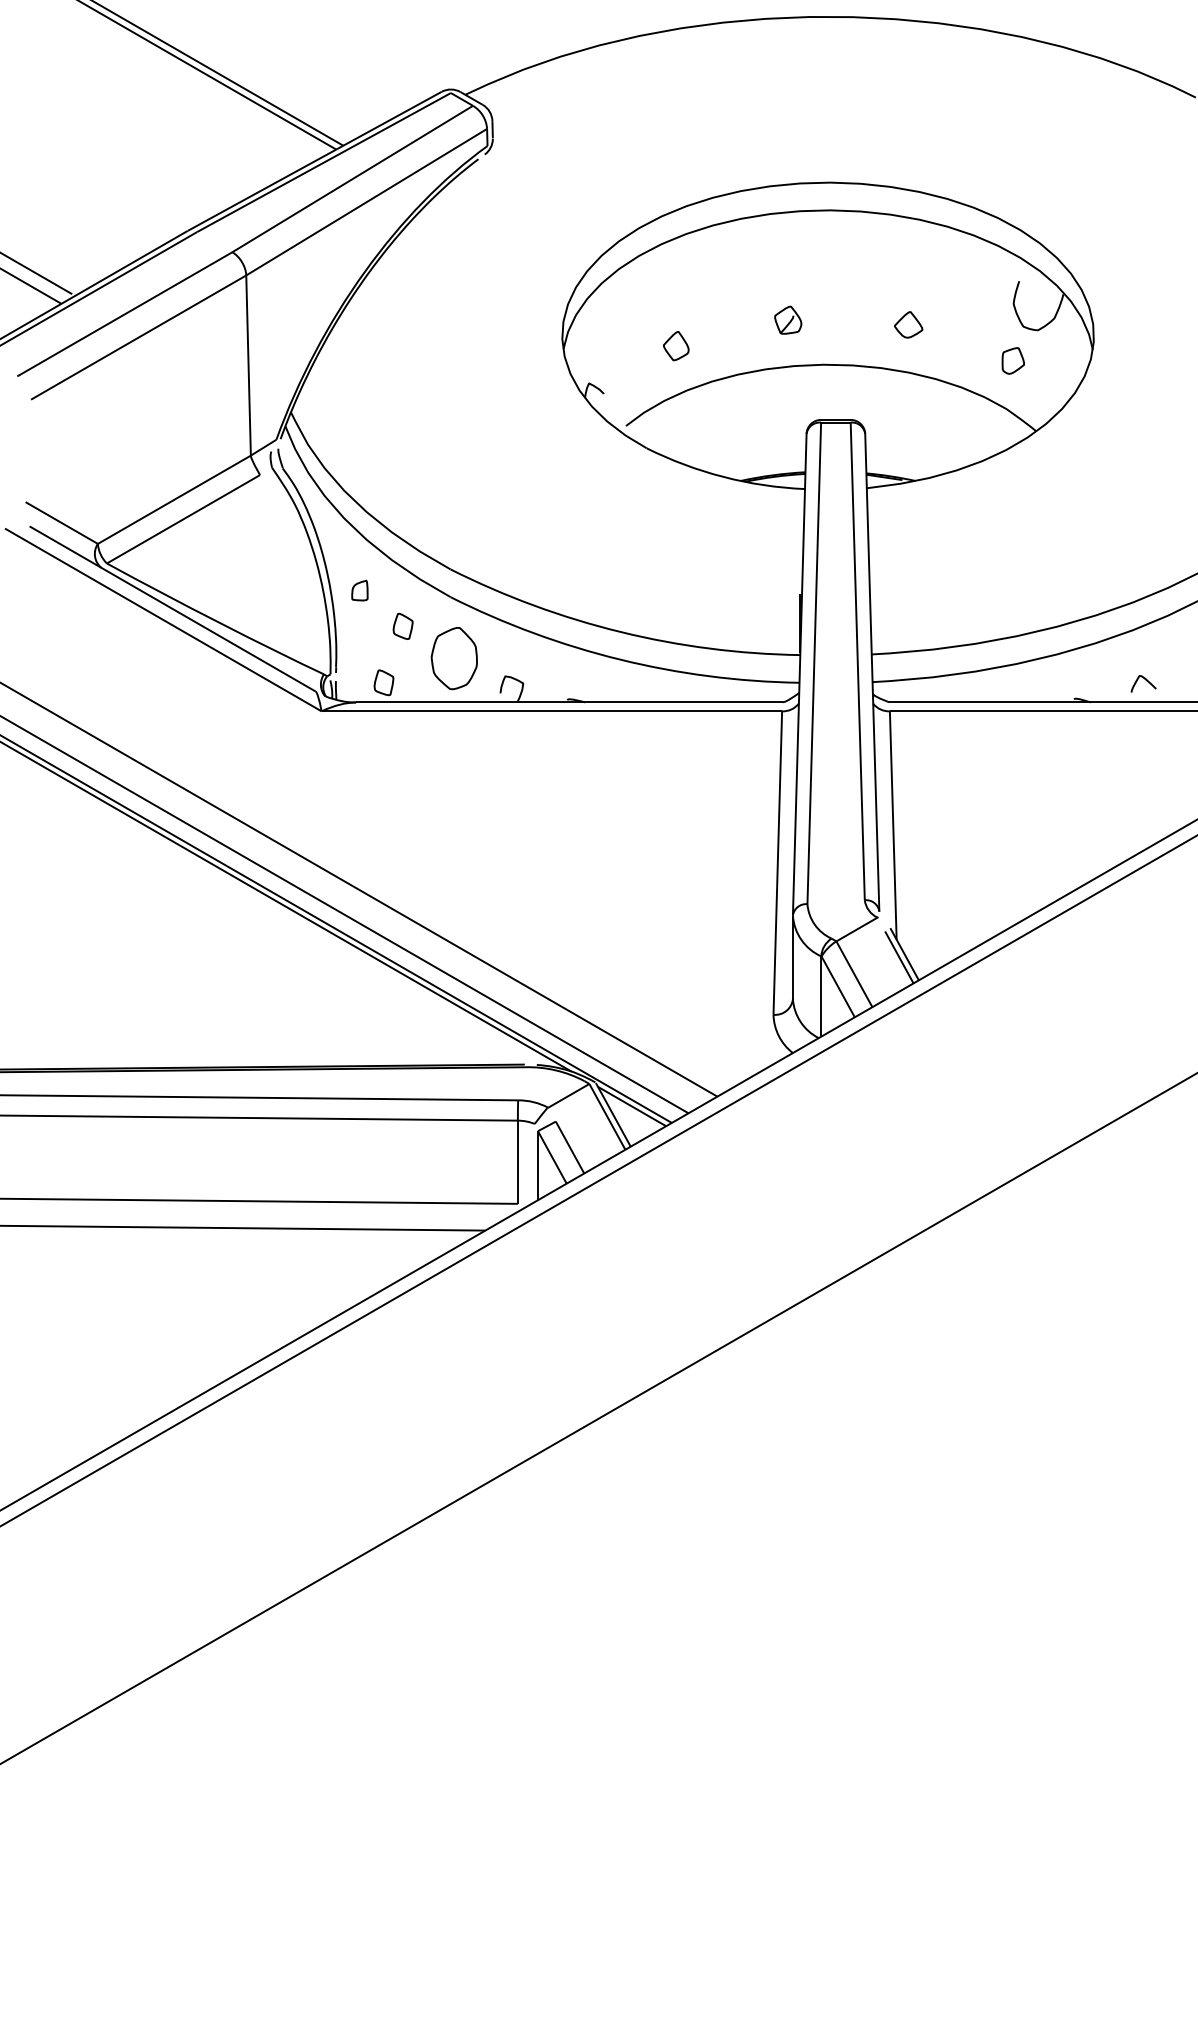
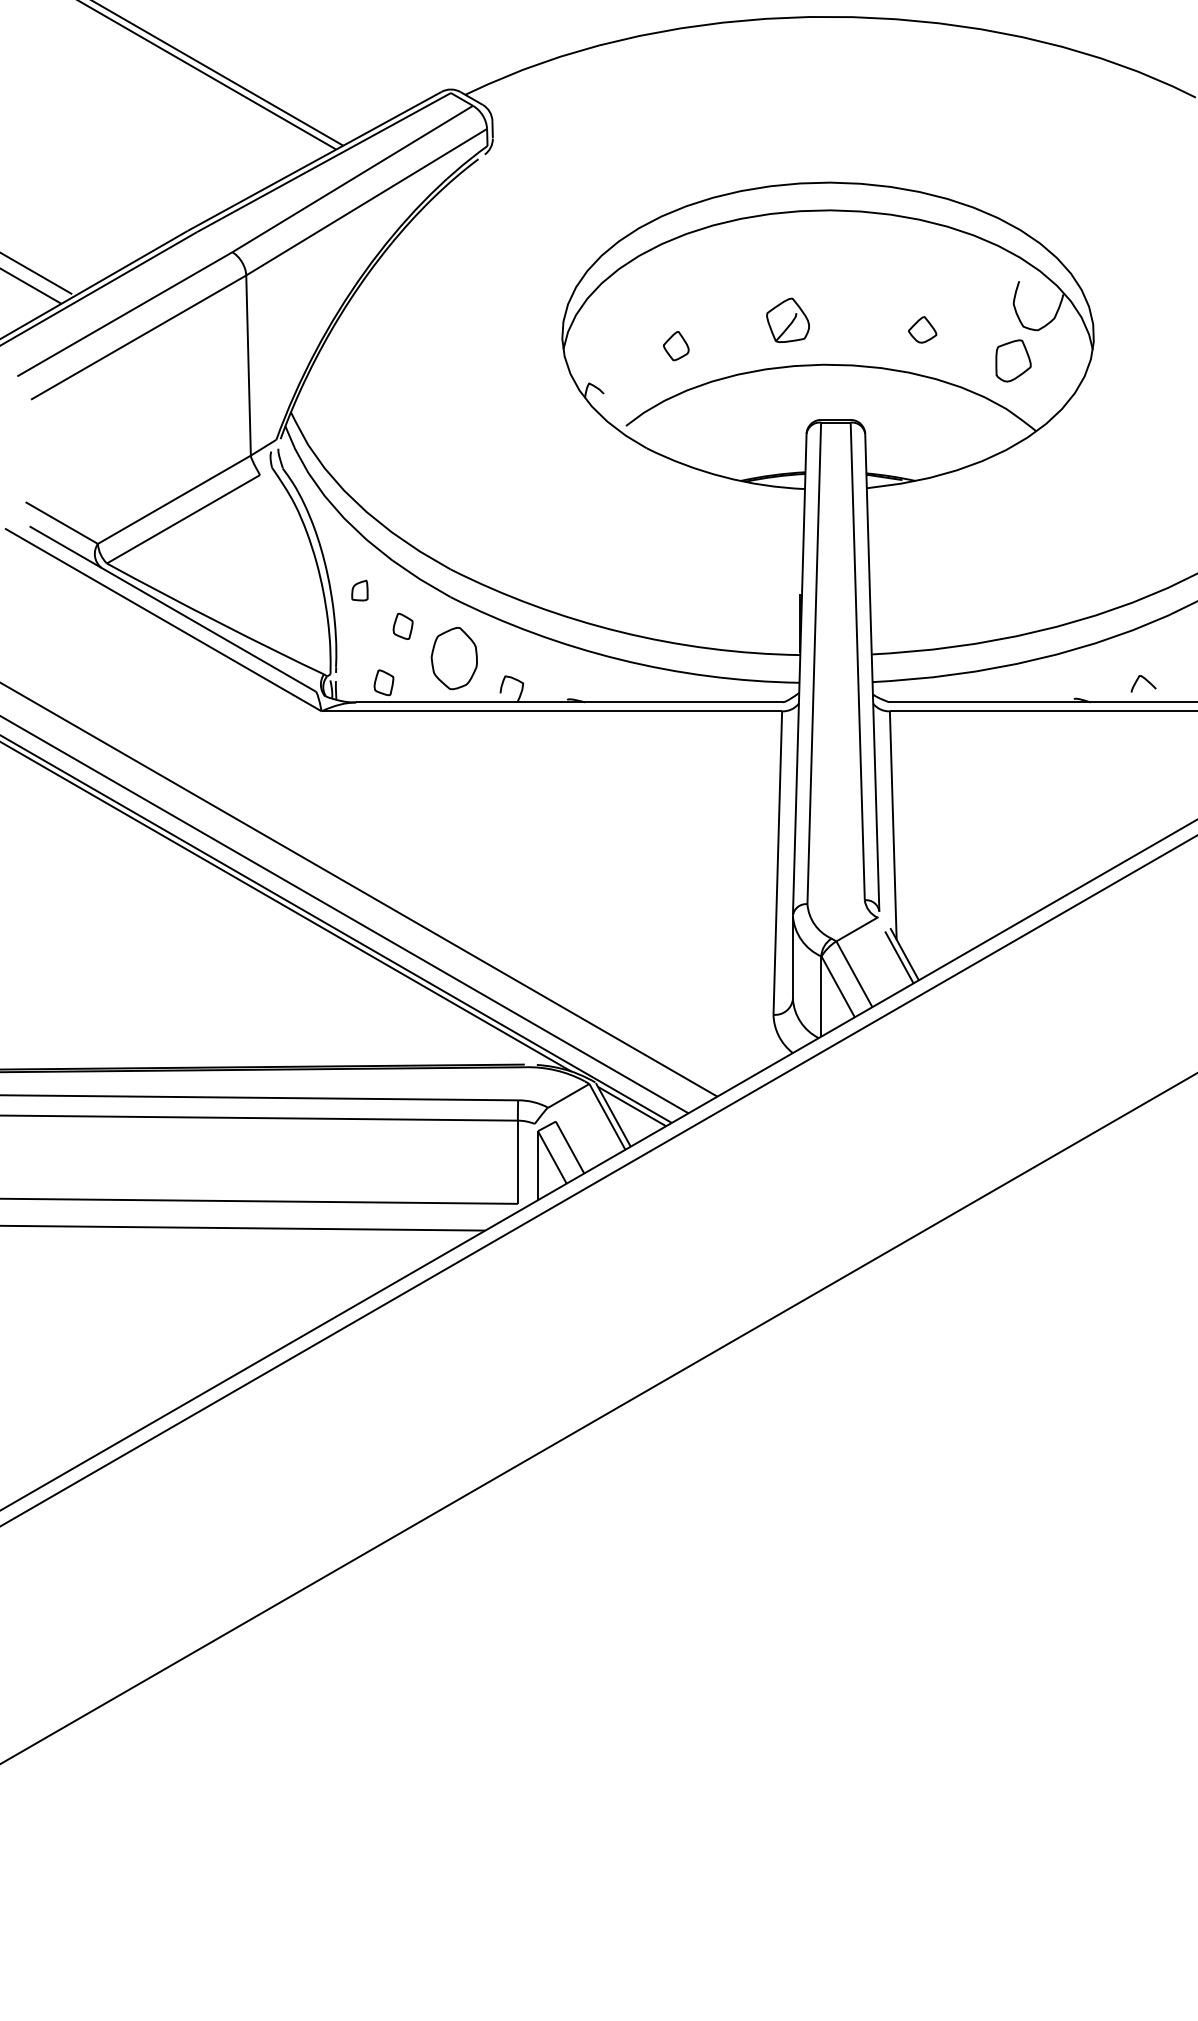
part size: 29x30 px -> 44x46 px (787, 319)
part position: (908, 324) -> (922, 329) (922, 329)
part size: 24x28 px -> 37x44 px (1013, 360)
